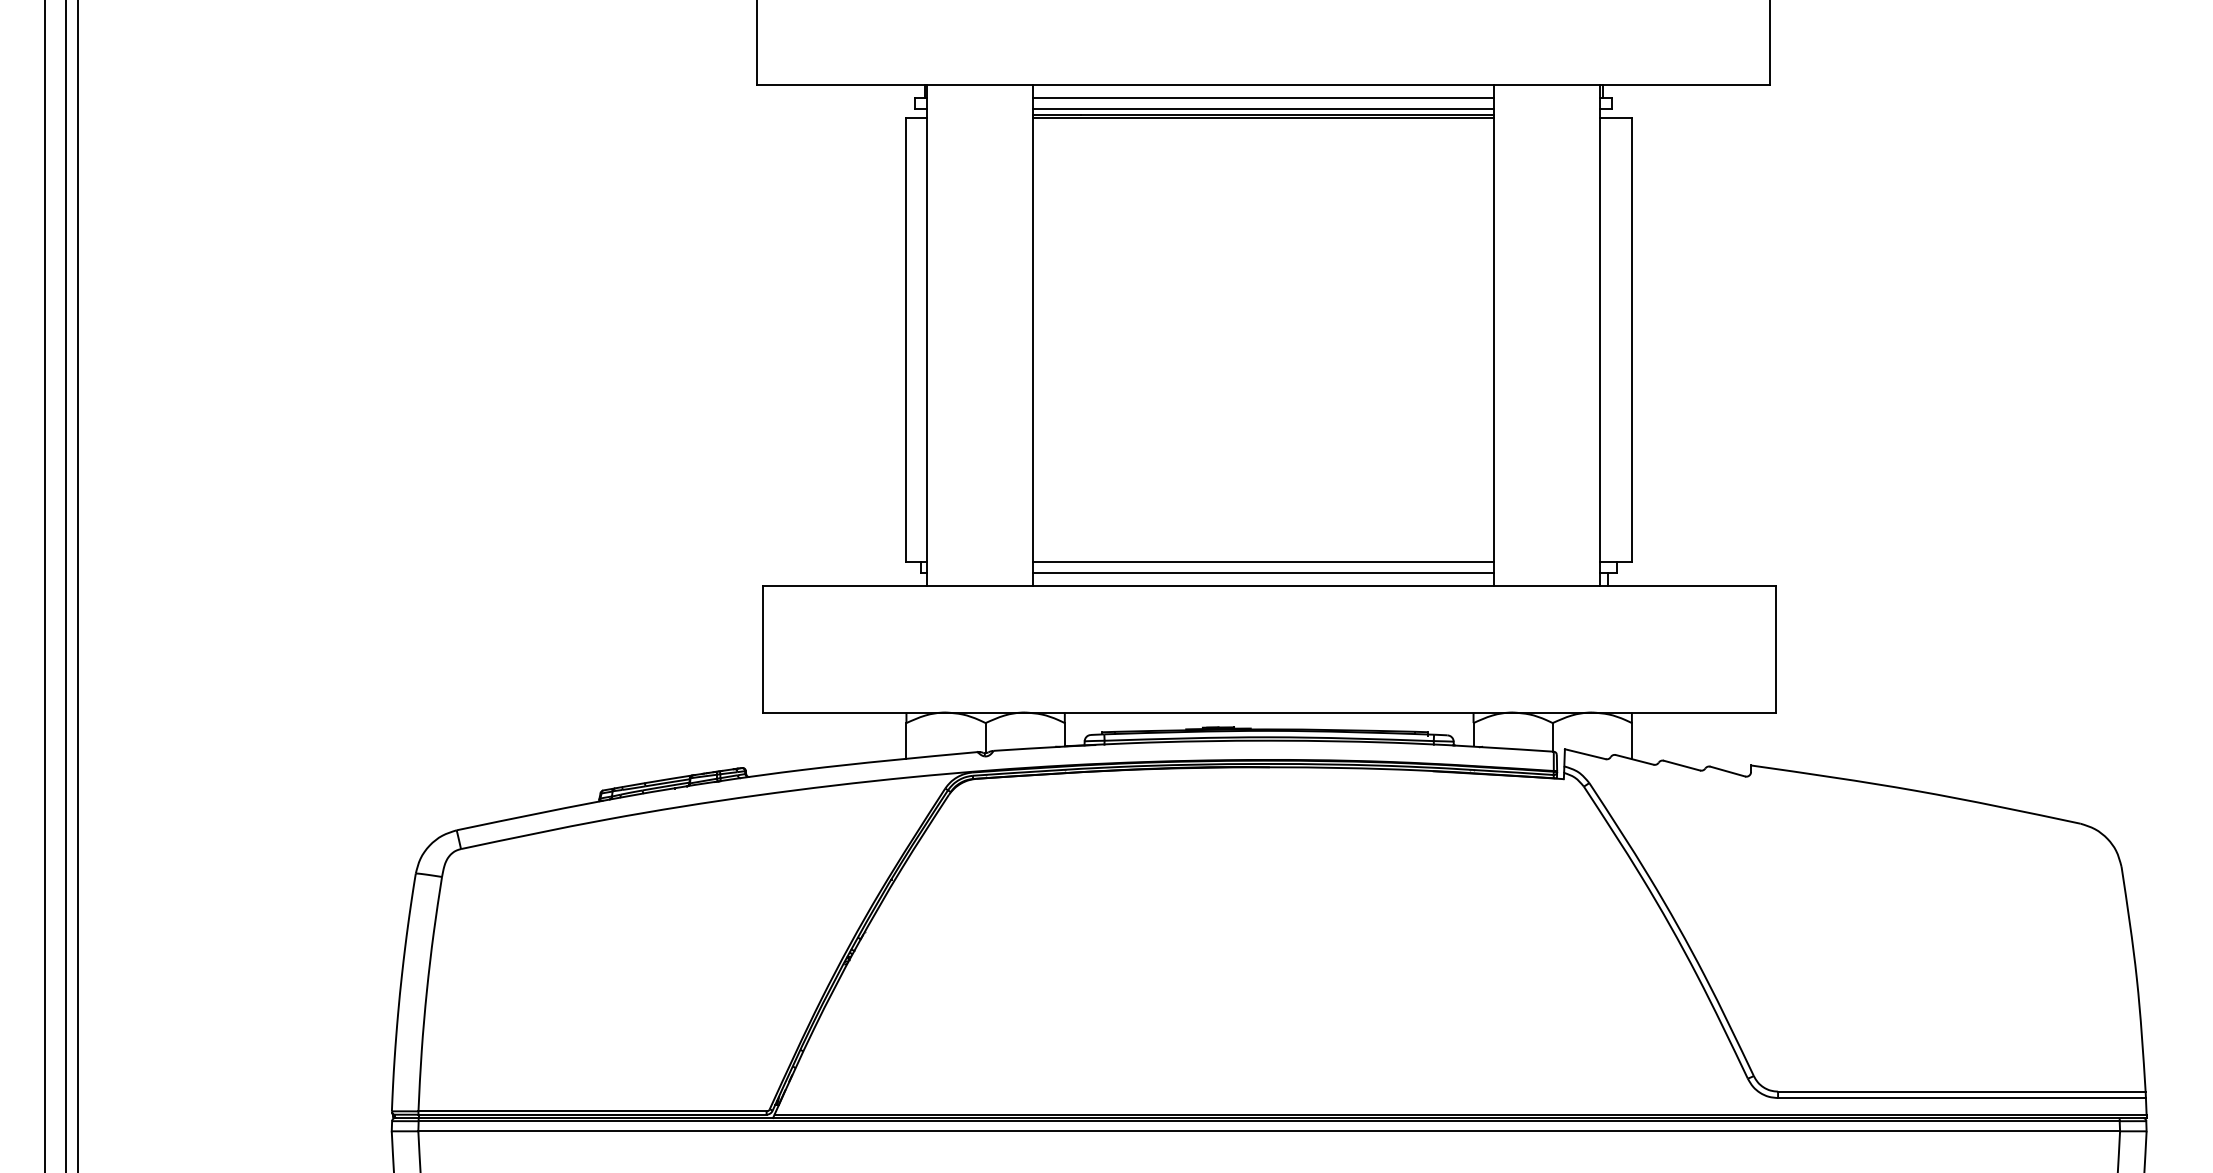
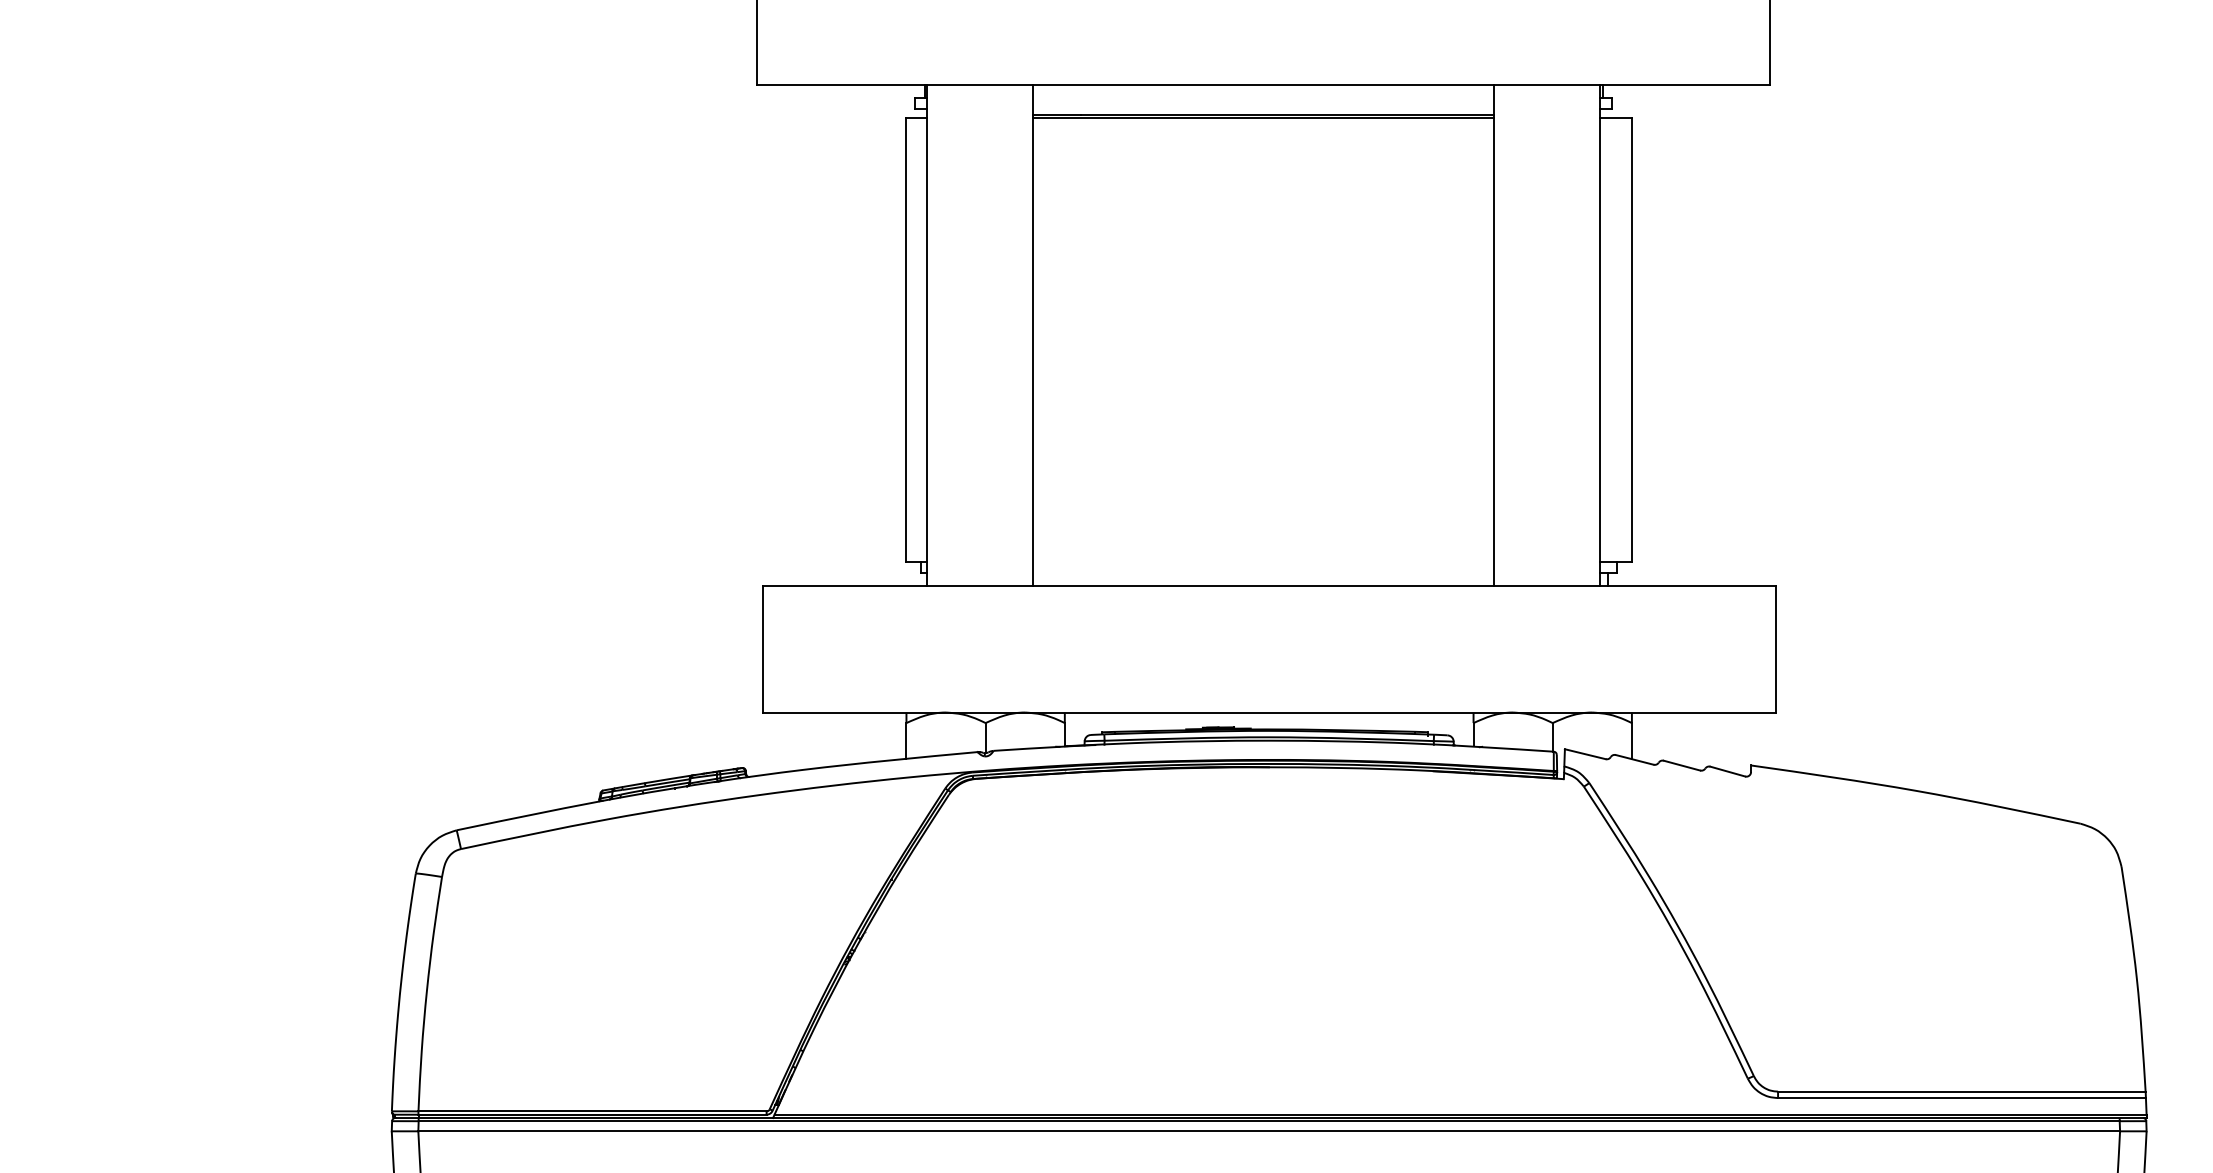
line: present -> none (1263, 98)
line: present -> none (1263, 108)
line: present -> none (1263, 562)
line: present -> none (1263, 572)
line: present -> none (45, 585)
line: present -> none (66, 585)
line: present -> none (77, 585)
